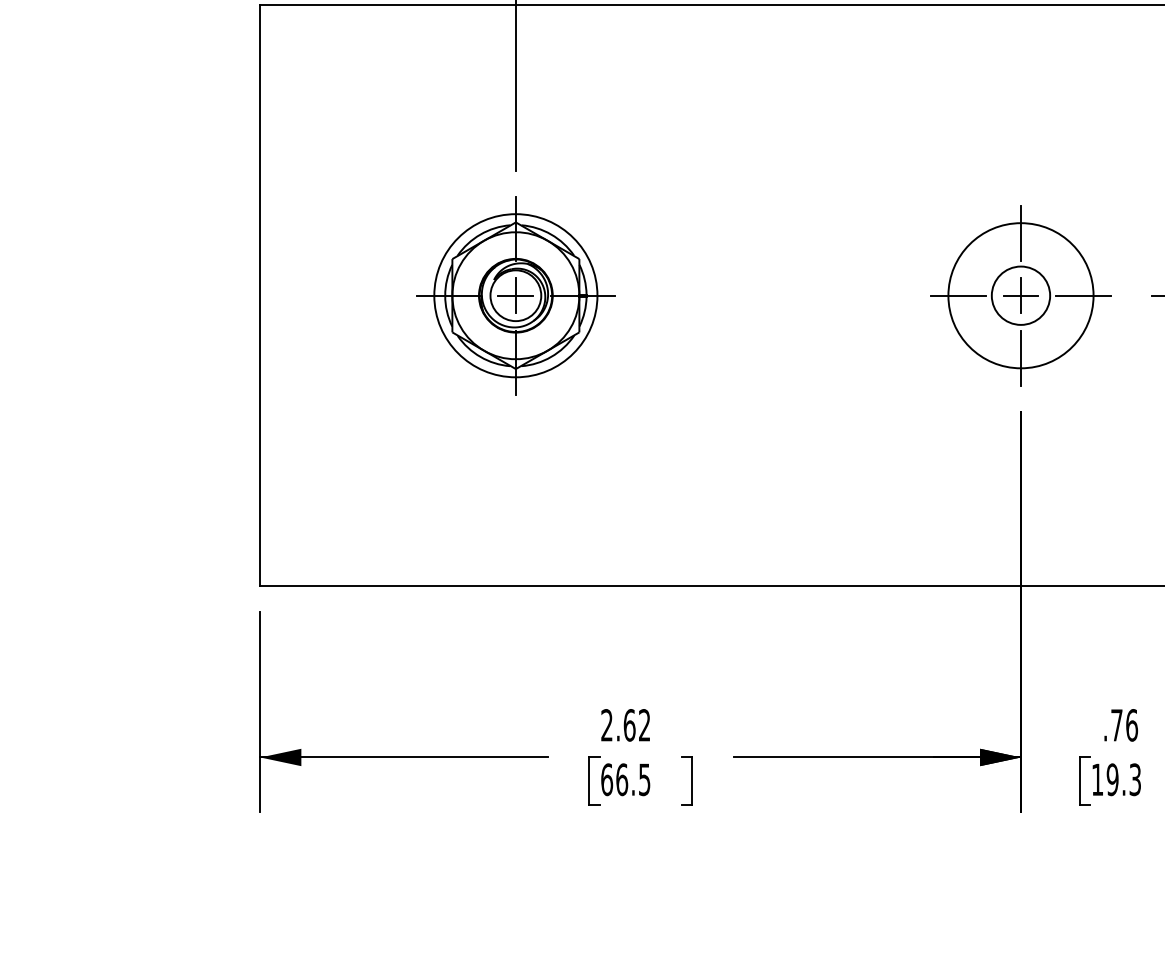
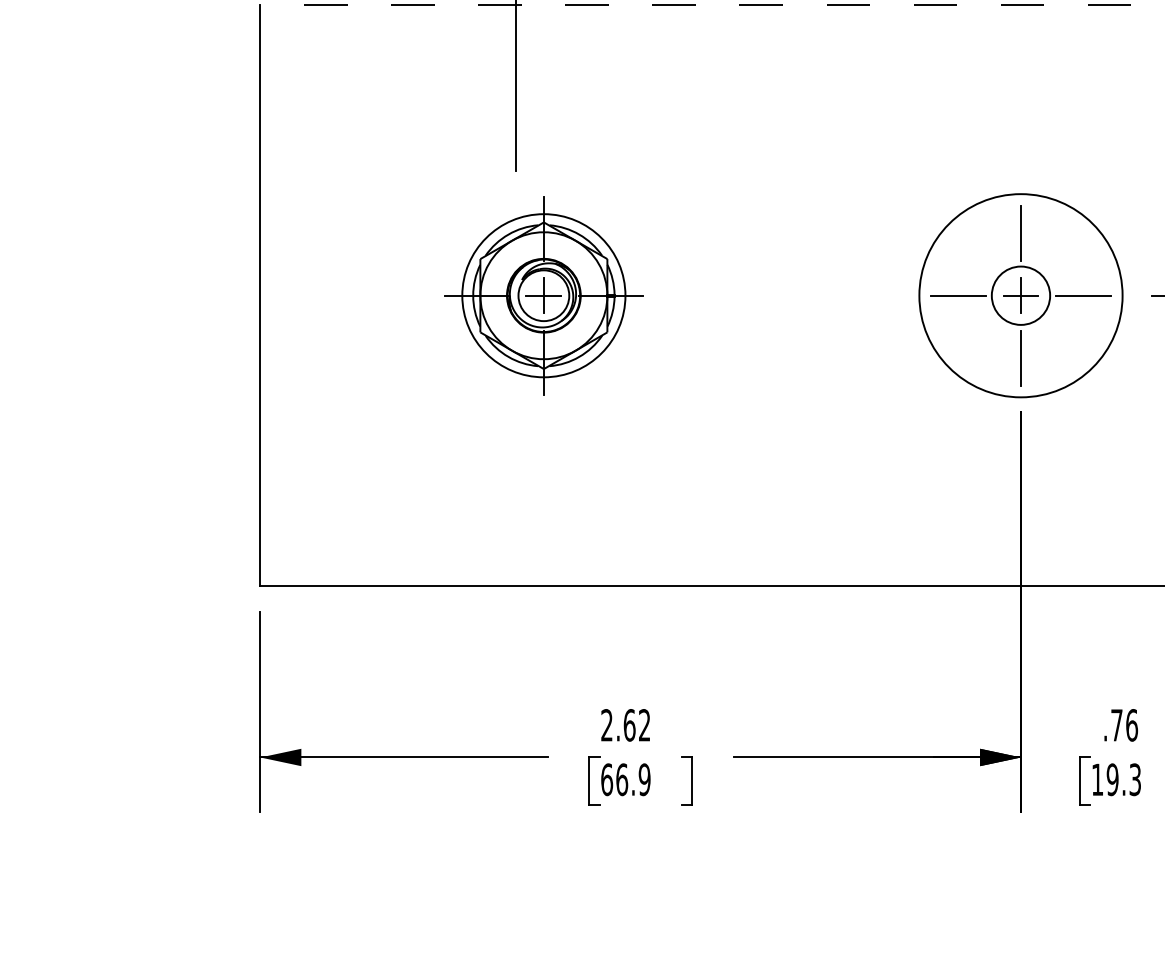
line: solid -> dashed (712, 5)
part position: (515, 295) -> (543, 295) (543, 295)
circle diameter: 145 px -> 203 px (1020, 295)
text: 66.5 -> 66.9 (644, 779)
